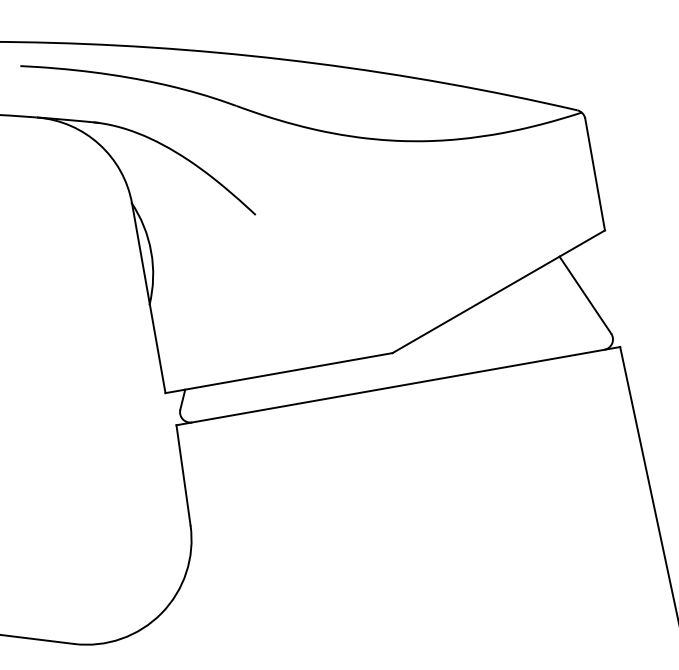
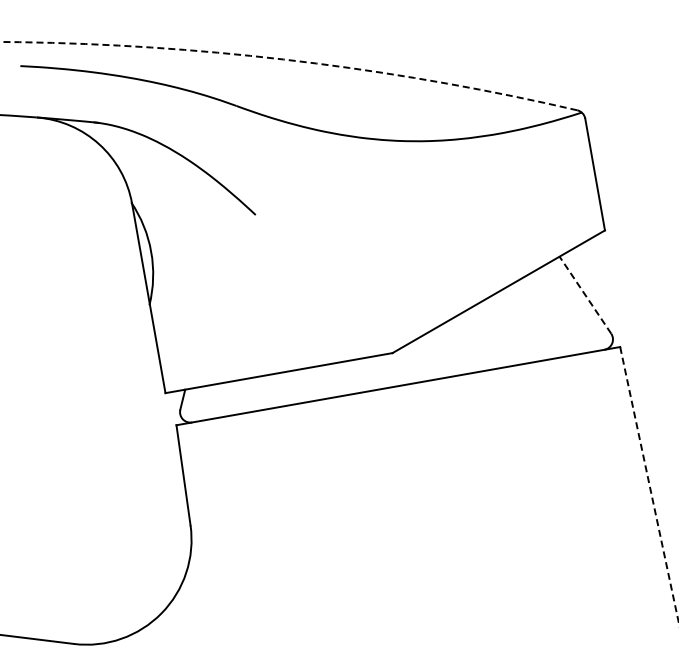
arc: solid -> dashed (289, 60)
line: solid -> dashed (585, 294)
line: solid -> dashed (649, 485)
